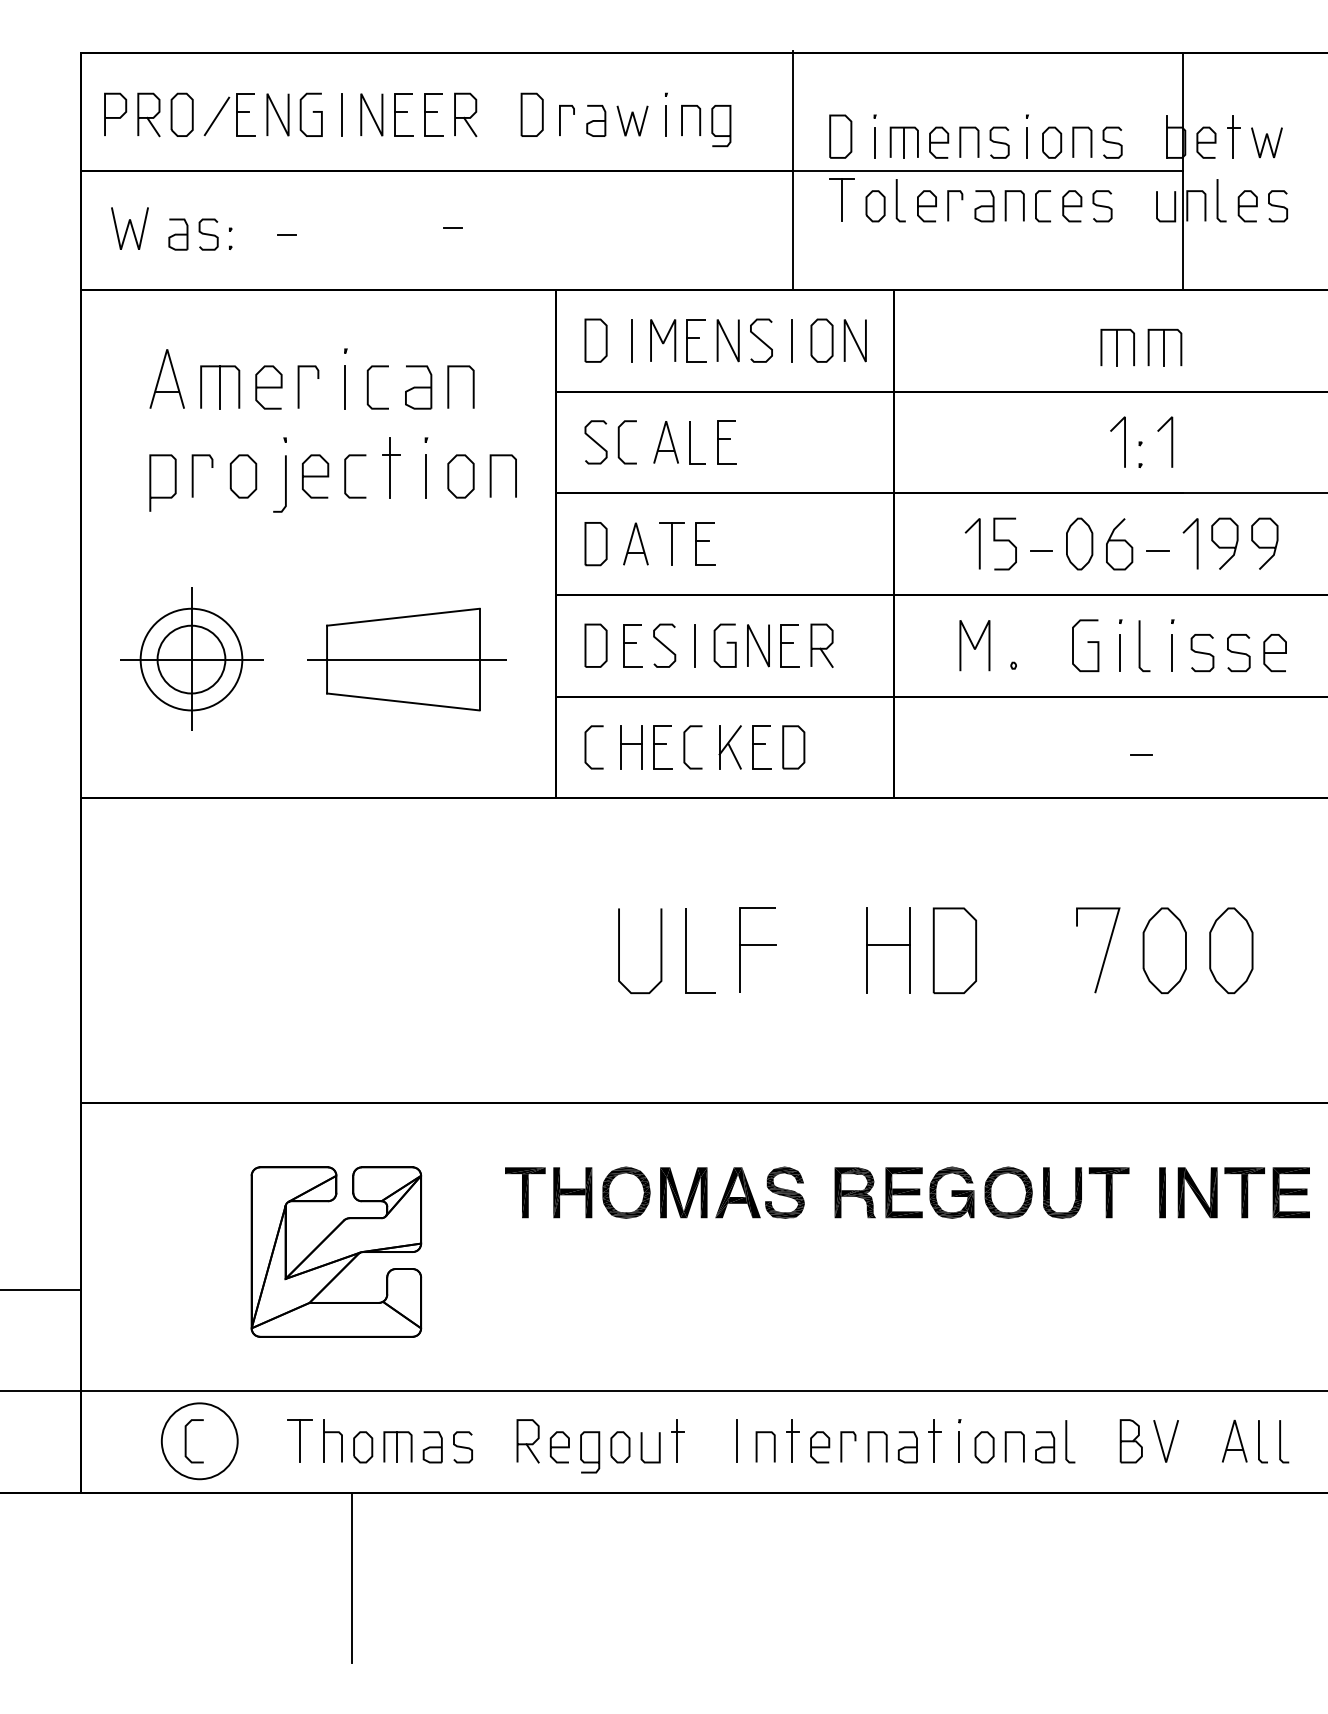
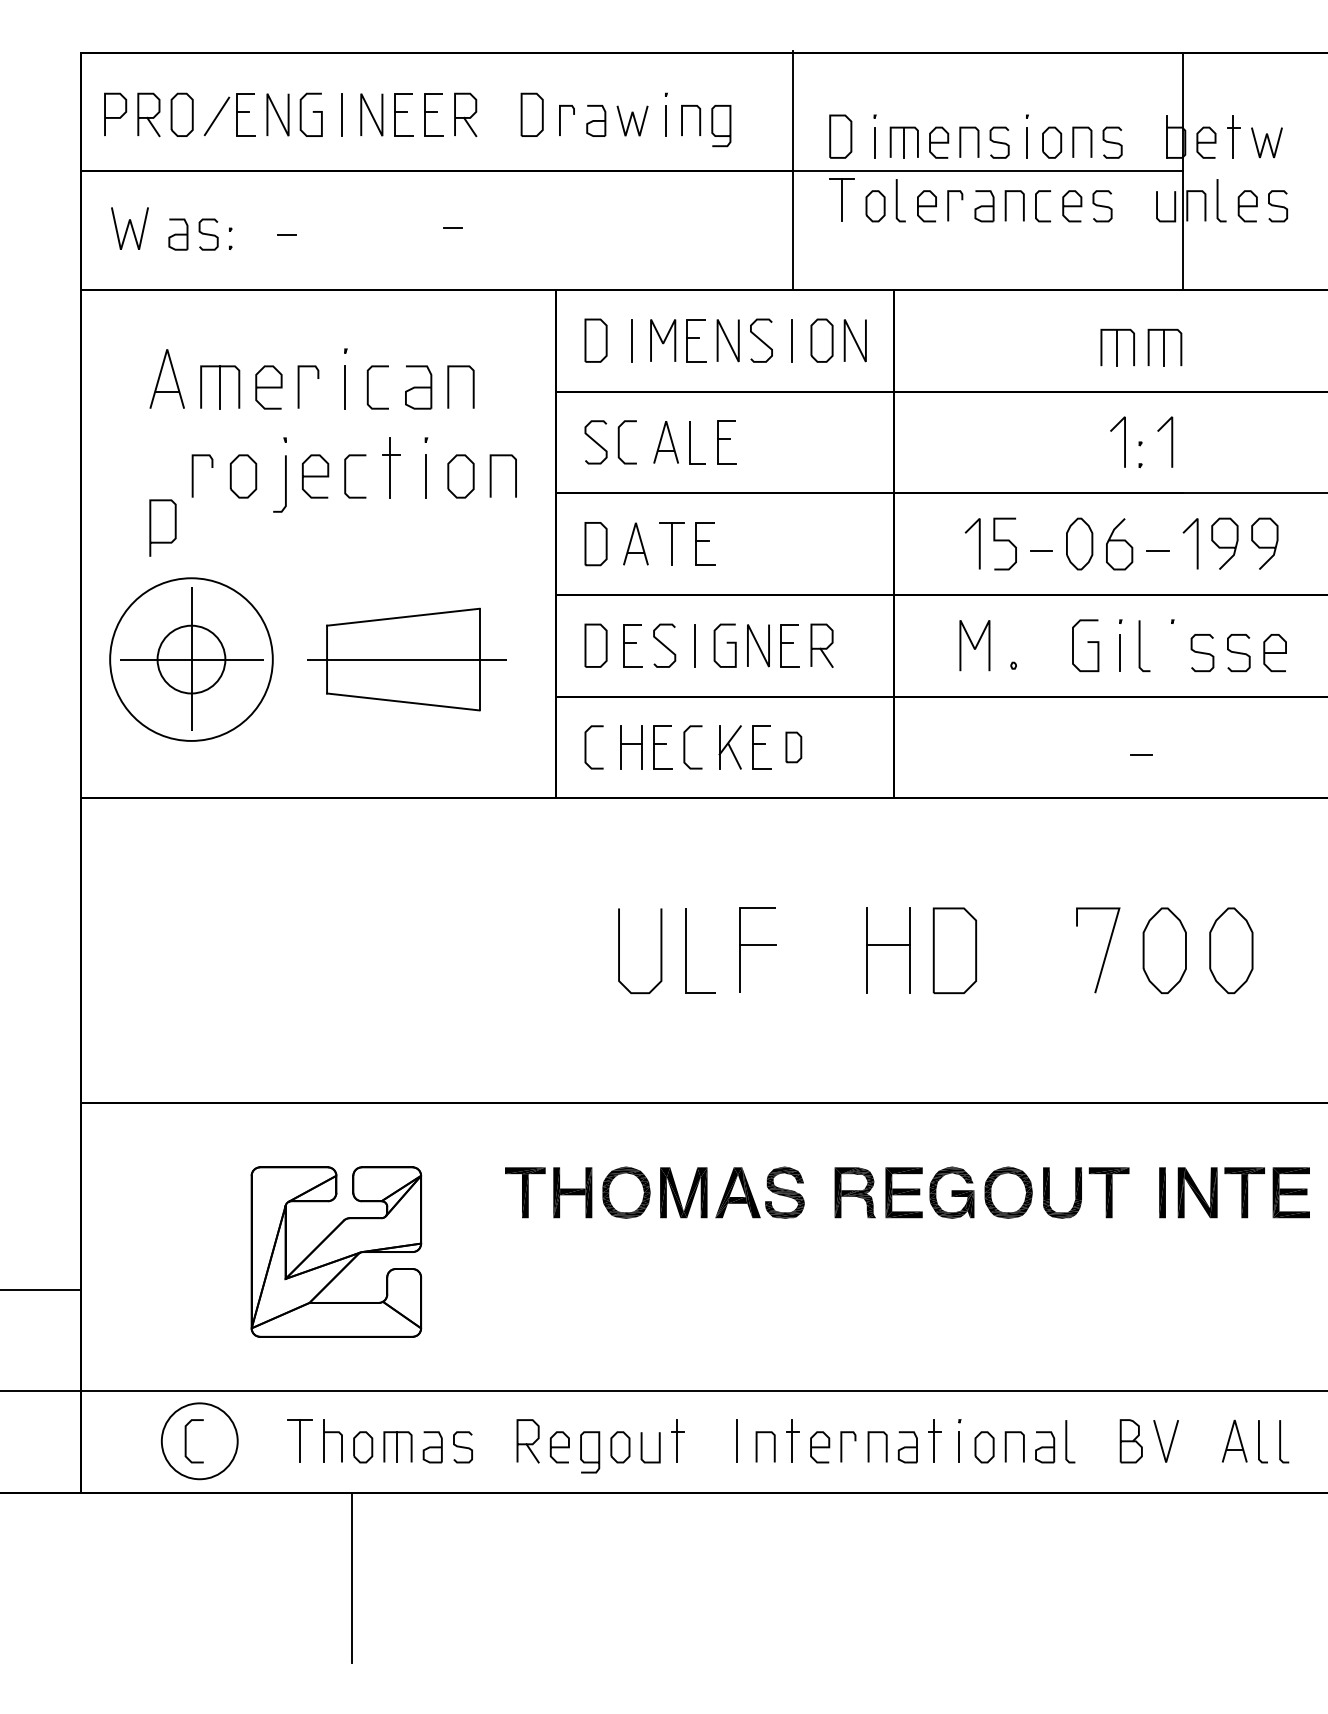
curve position: (151, 482) -> (151, 527) (151, 527)
line: present -> none (1172, 652)
circle diameter: 102 px -> 163 px (191, 659)
part size: 24x45 px -> 18x33 px (793, 747)
